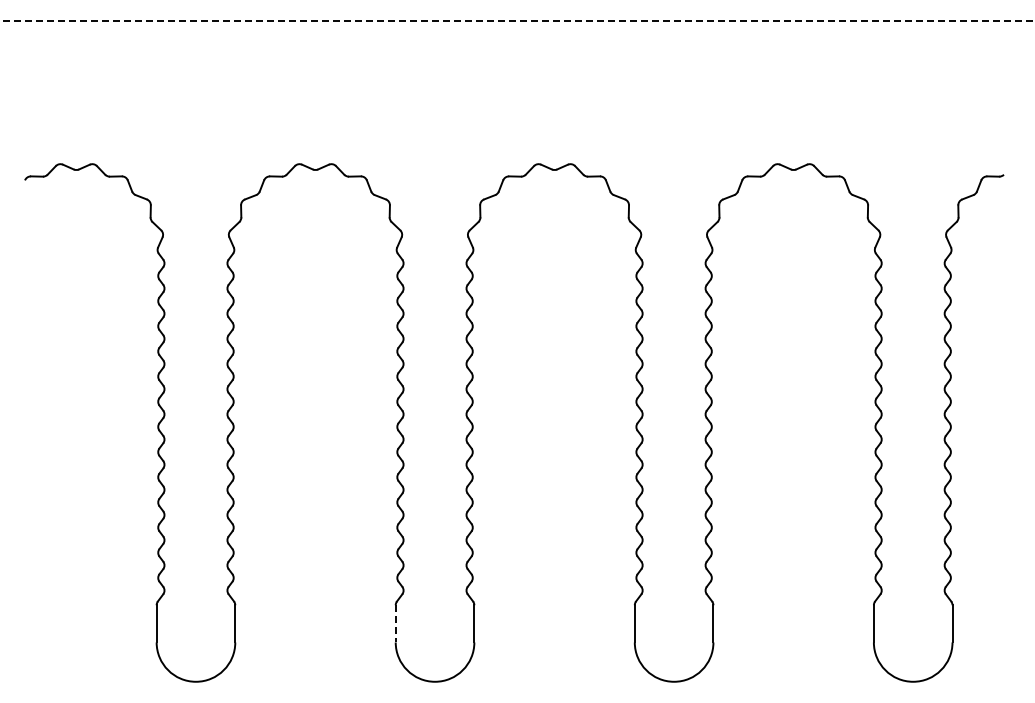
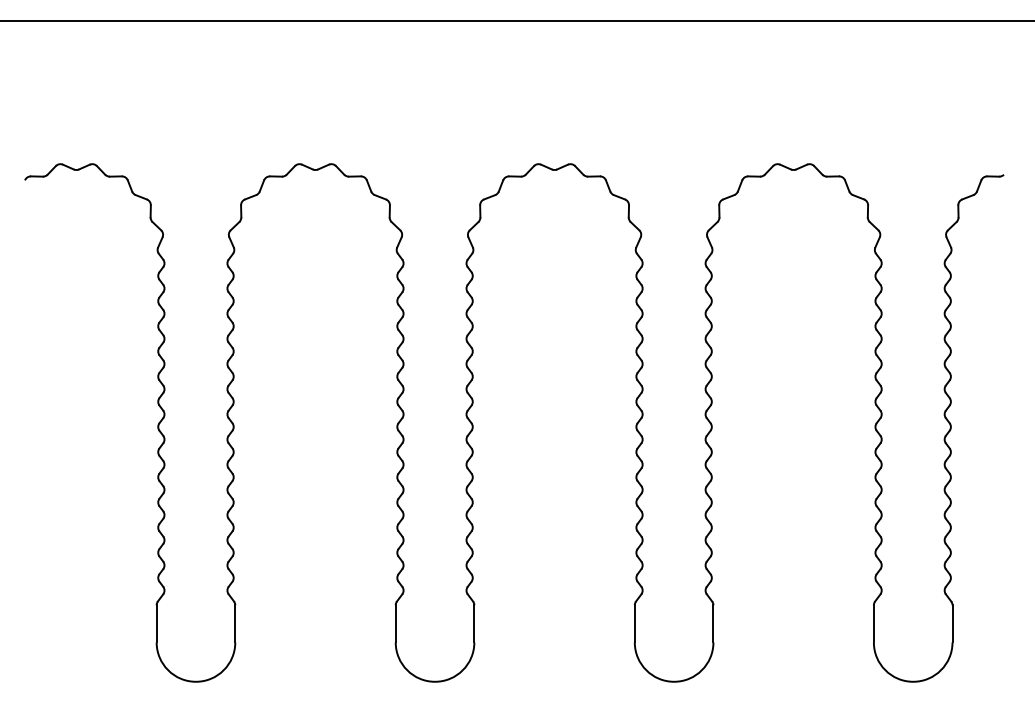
line: dashed -> solid (517, 21)
line: dashed -> solid (395, 623)
